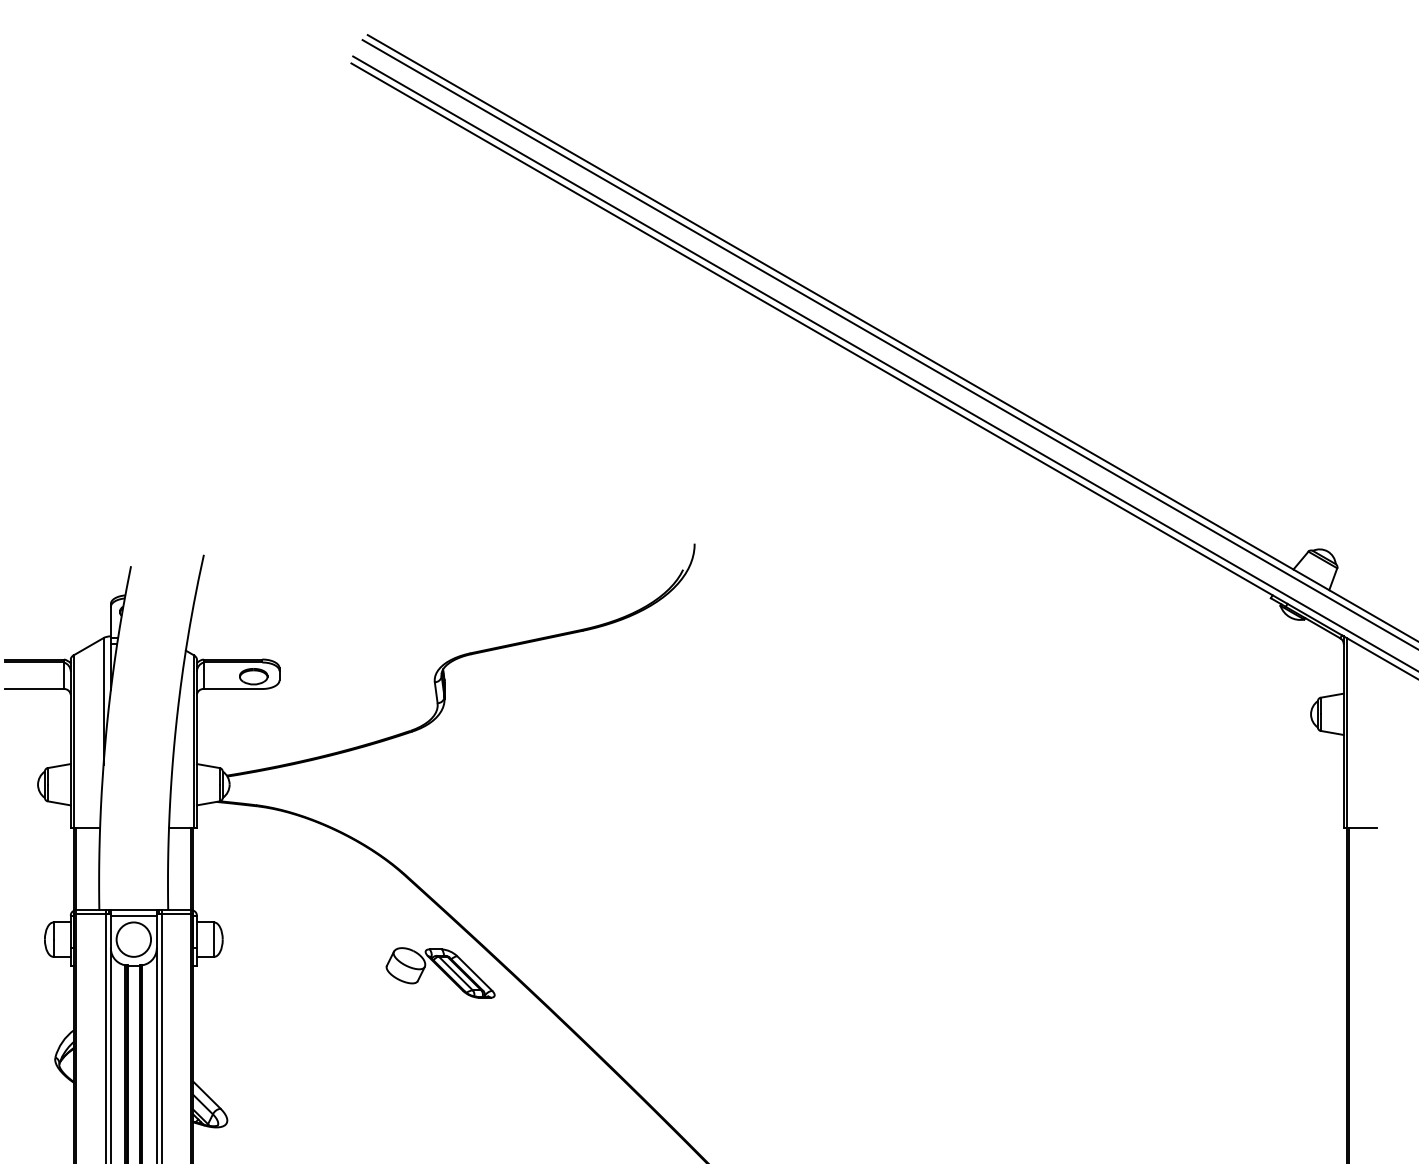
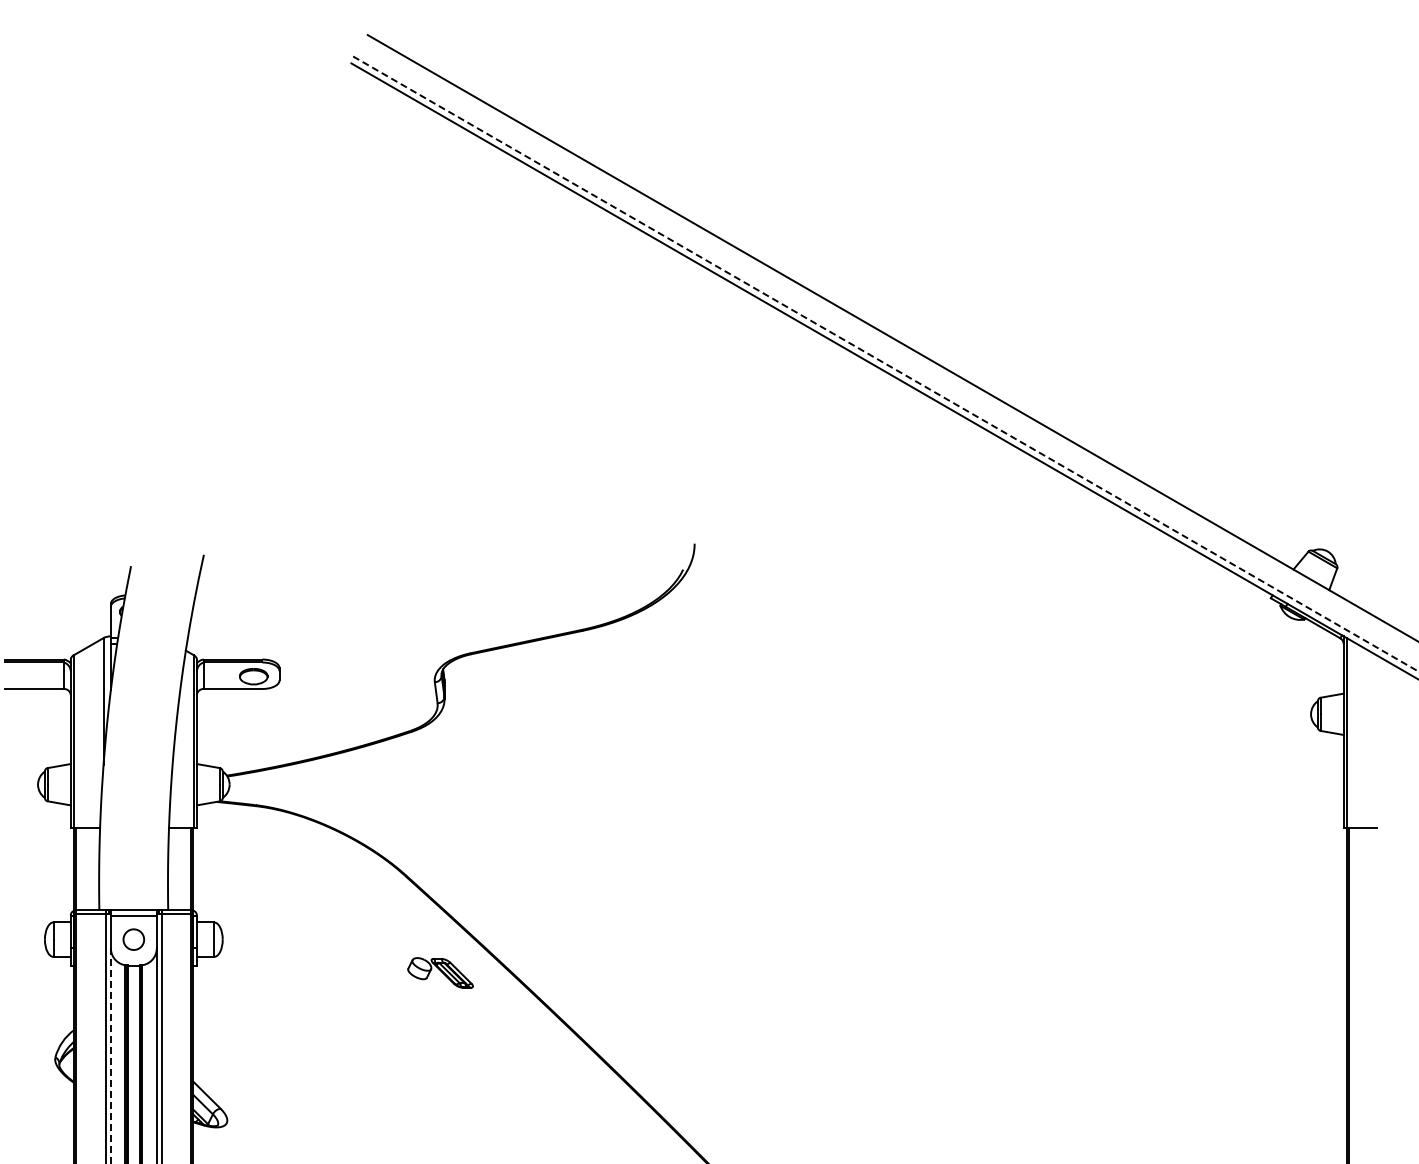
line: present -> none (888, 344)
line: solid -> dashed (886, 364)
circle diameter: 34 px -> 21 px (133, 939)
part size: 111x52 px -> 67x32 px (440, 972)
line: solid -> dashed (110, 1056)
